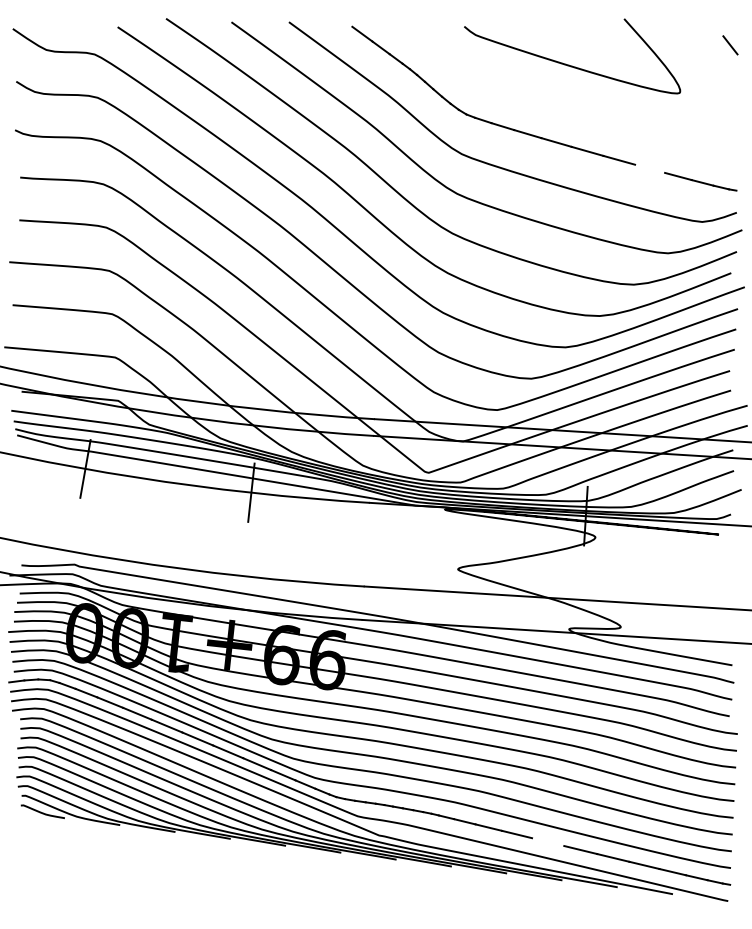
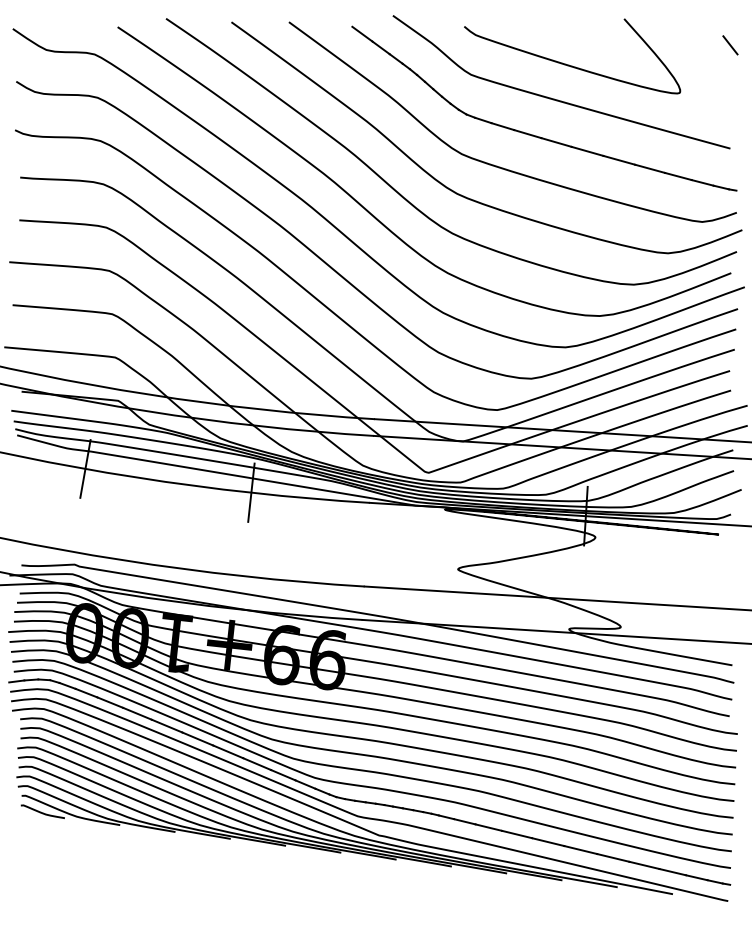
curve: none -> present (558, 99)
line: none -> present (650, 168)
line: none -> present (548, 842)
